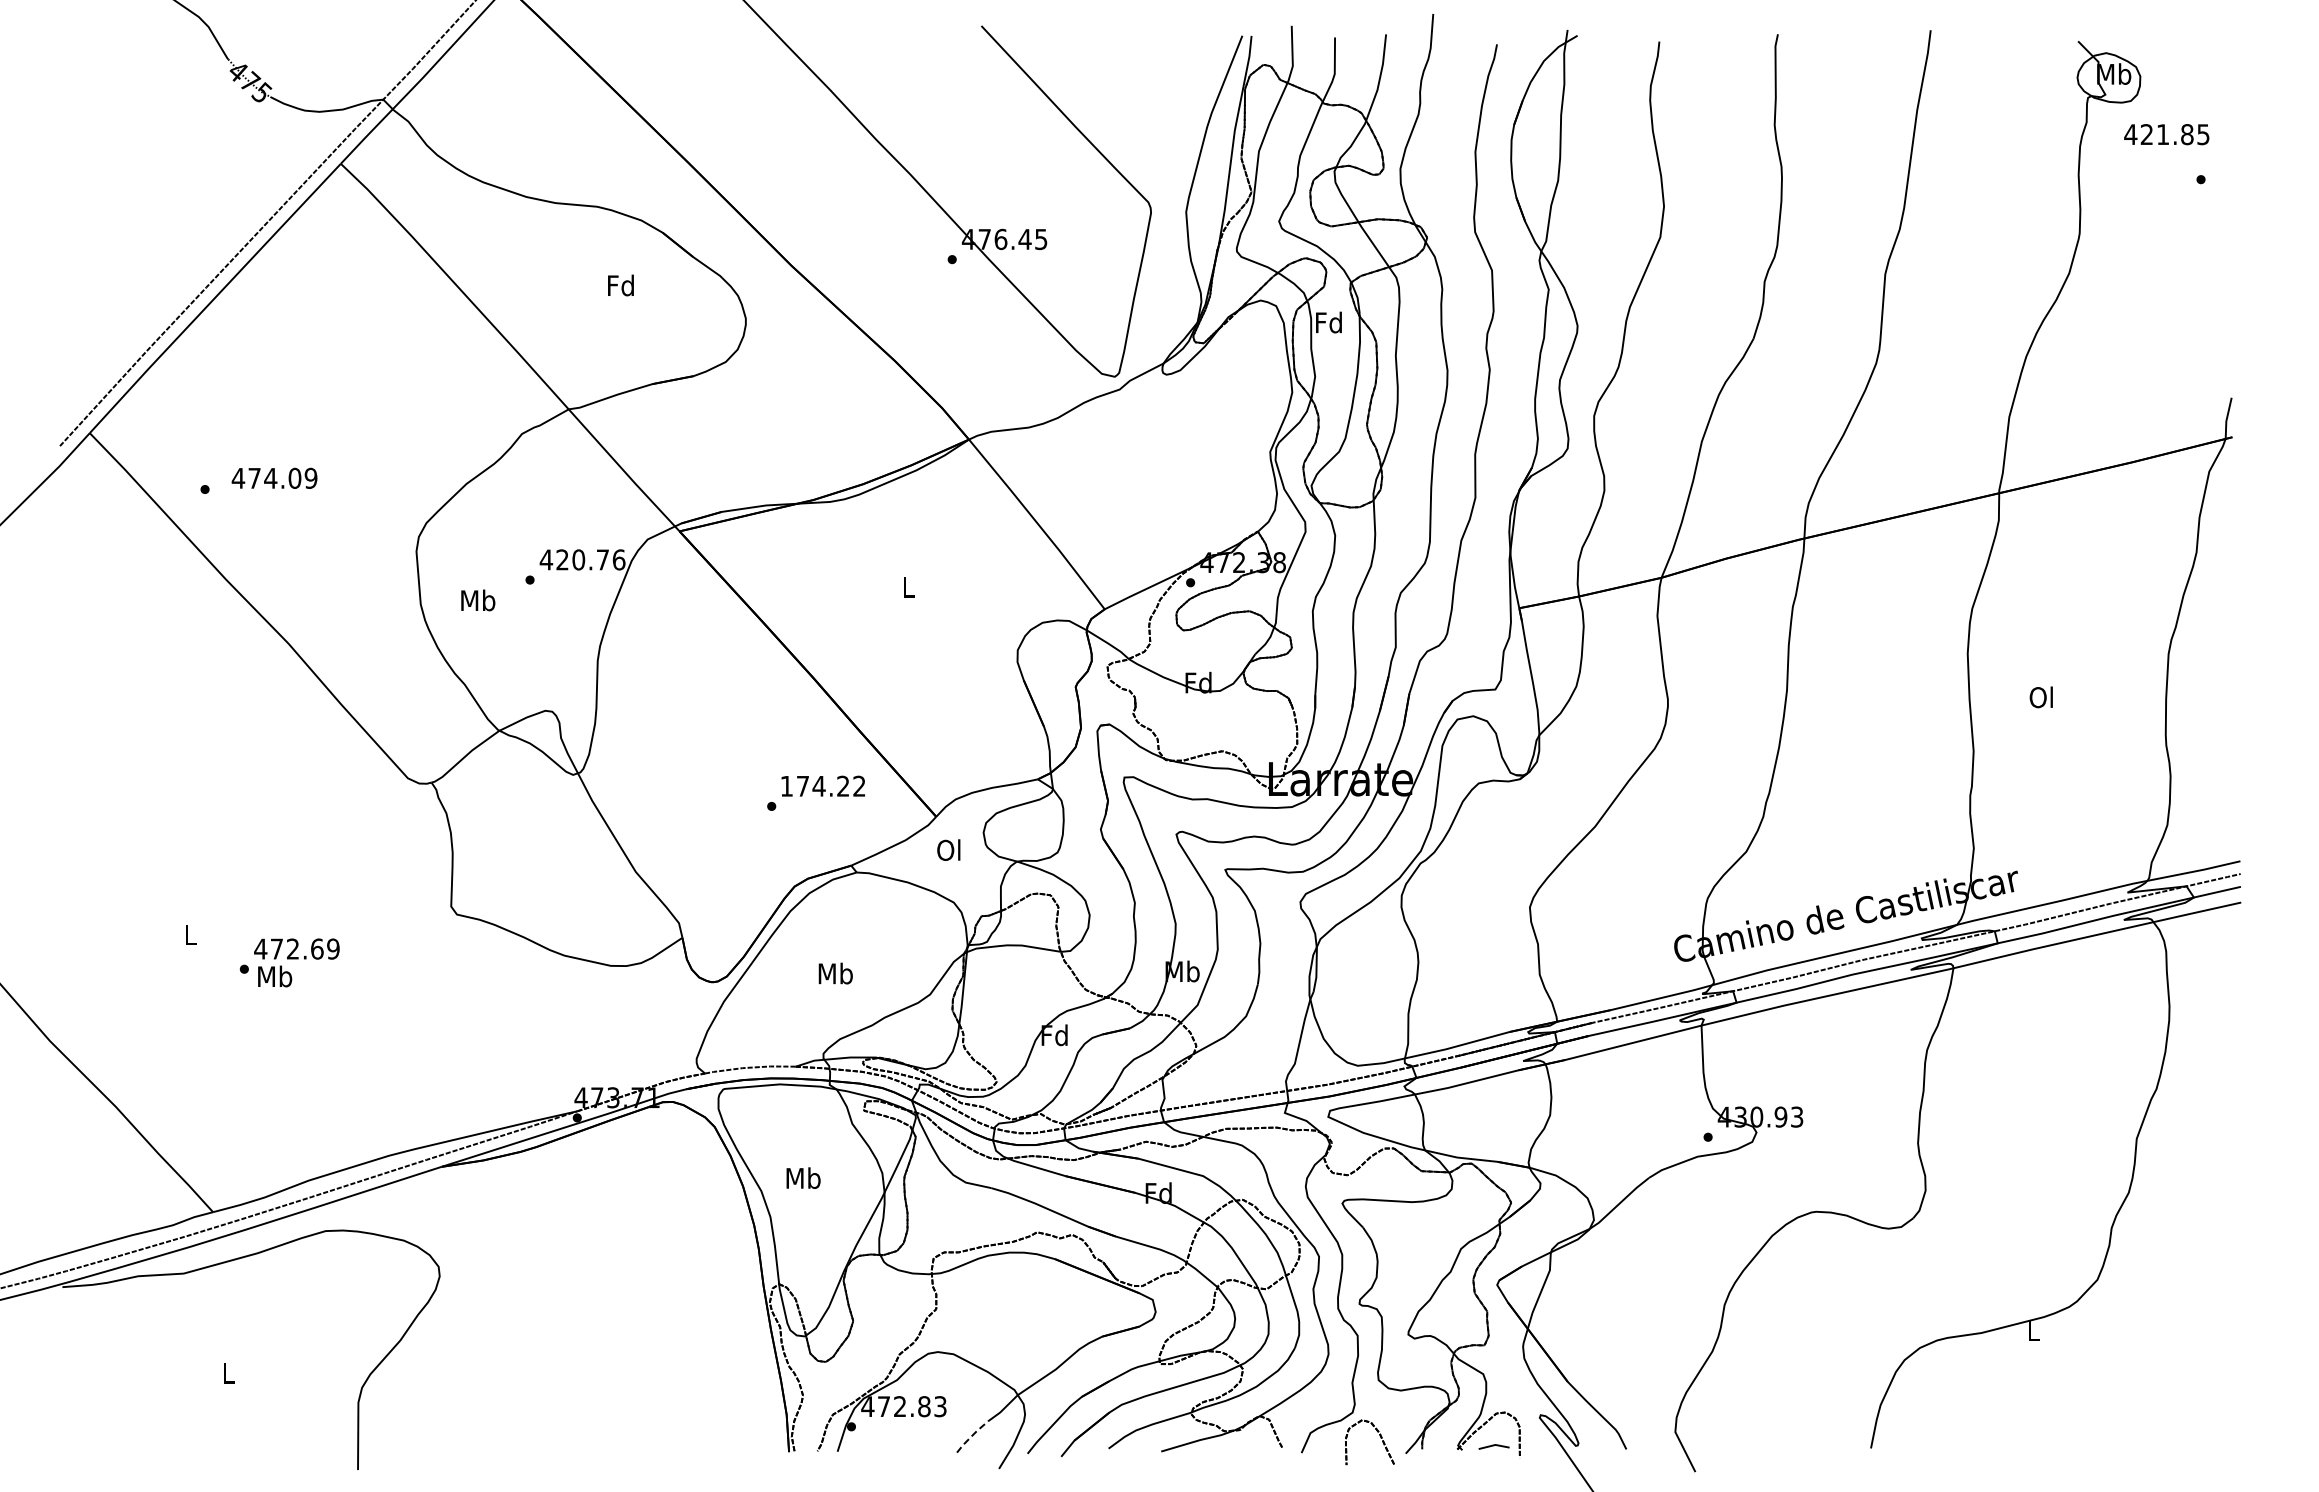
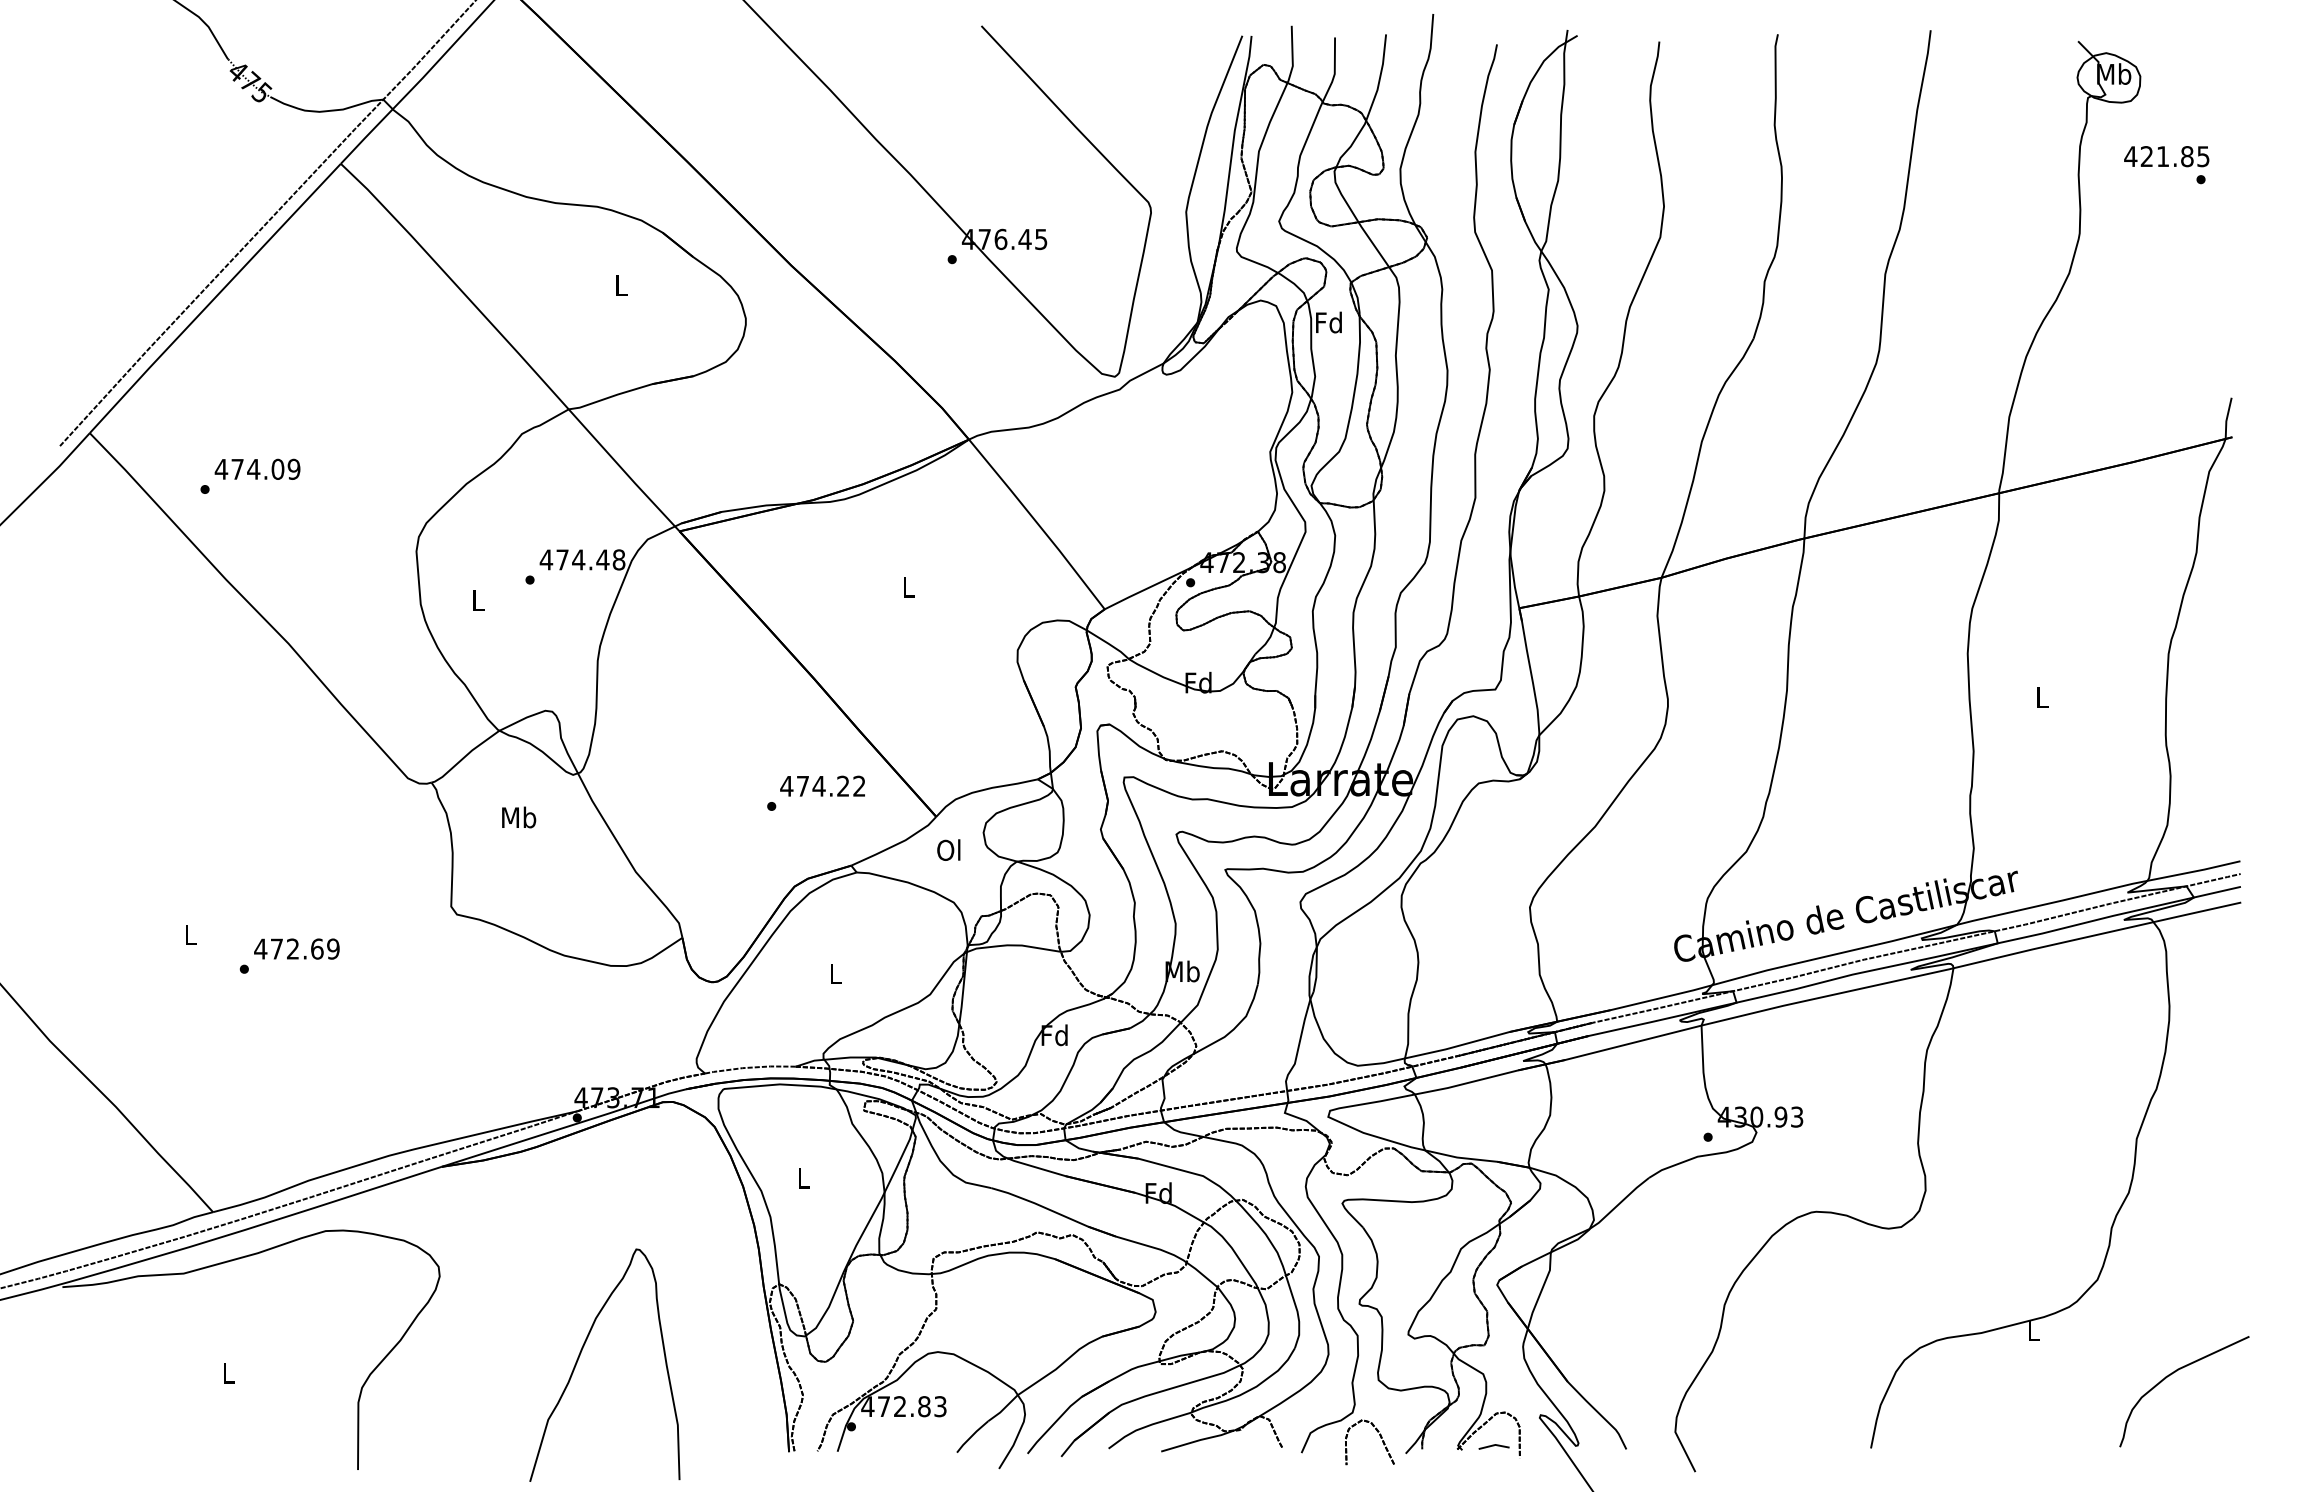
text position: (2166, 134) -> (2166, 156) (2166, 156)
text: Fd -> L (620, 285)
text position: (274, 477) -> (257, 468) (257, 468)
text: 420.76 -> 474.48 (590, 559)
text: Mb -> L (478, 600)
text: Ol -> L (2040, 697)
text: 174.22 -> 474.22 (786, 786)
text: Mb -> L (835, 973)
text position: (275, 976) -> (519, 817) (519, 817)
text: Mb -> L (803, 1177)
curve: none -> present (581, 1353)
curve: none -> present (2174, 1373)
line: dashed -> solid (971, 1436)
